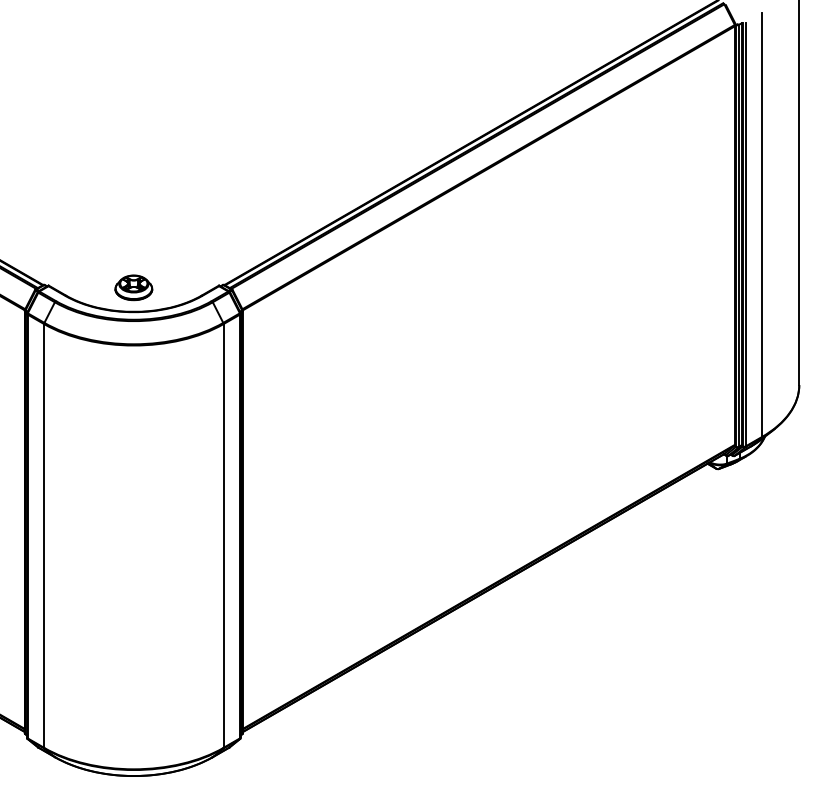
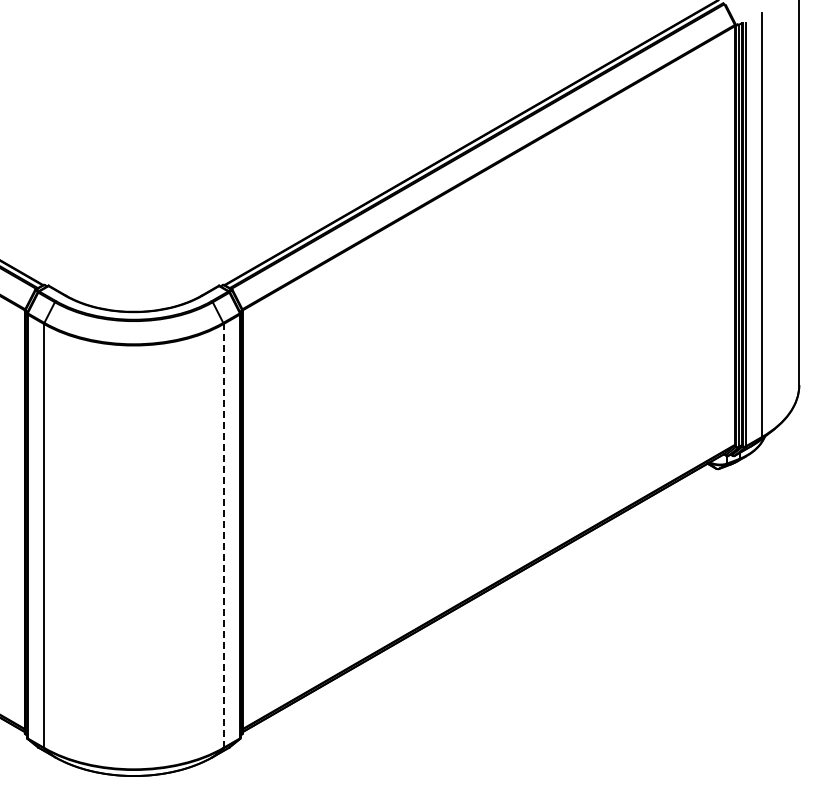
part: present -> none (133, 287)
line: solid -> dashed (223, 535)
